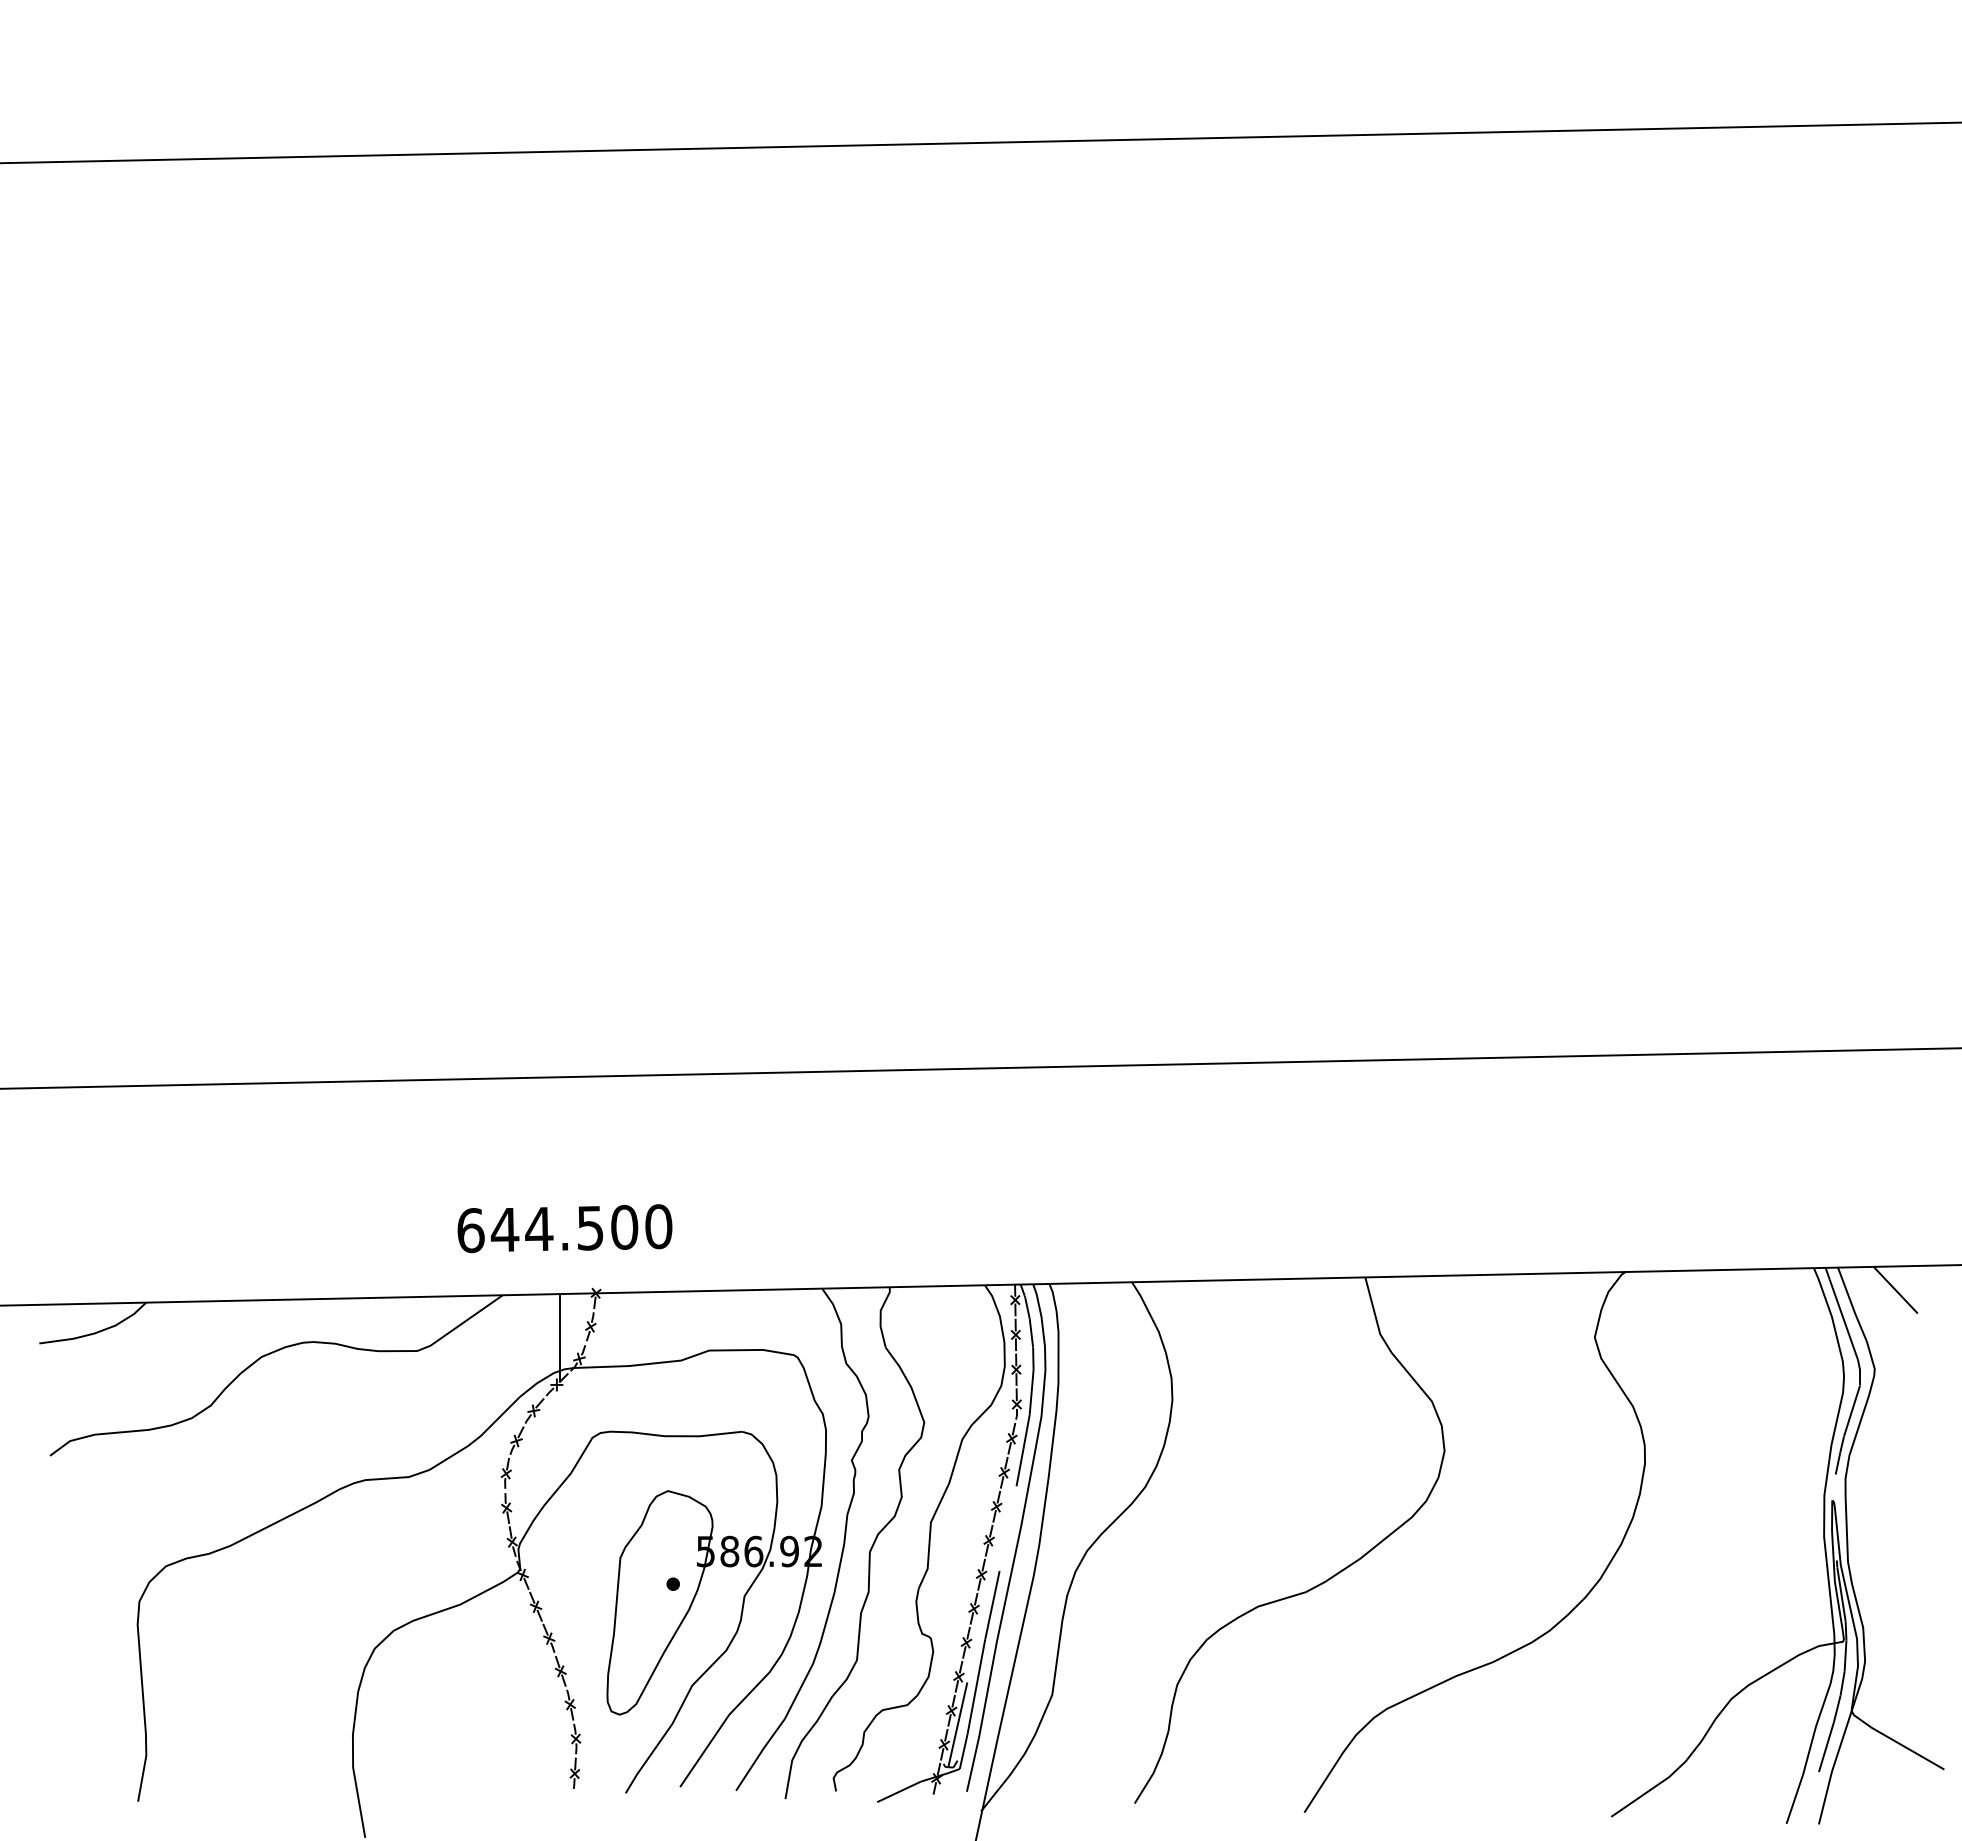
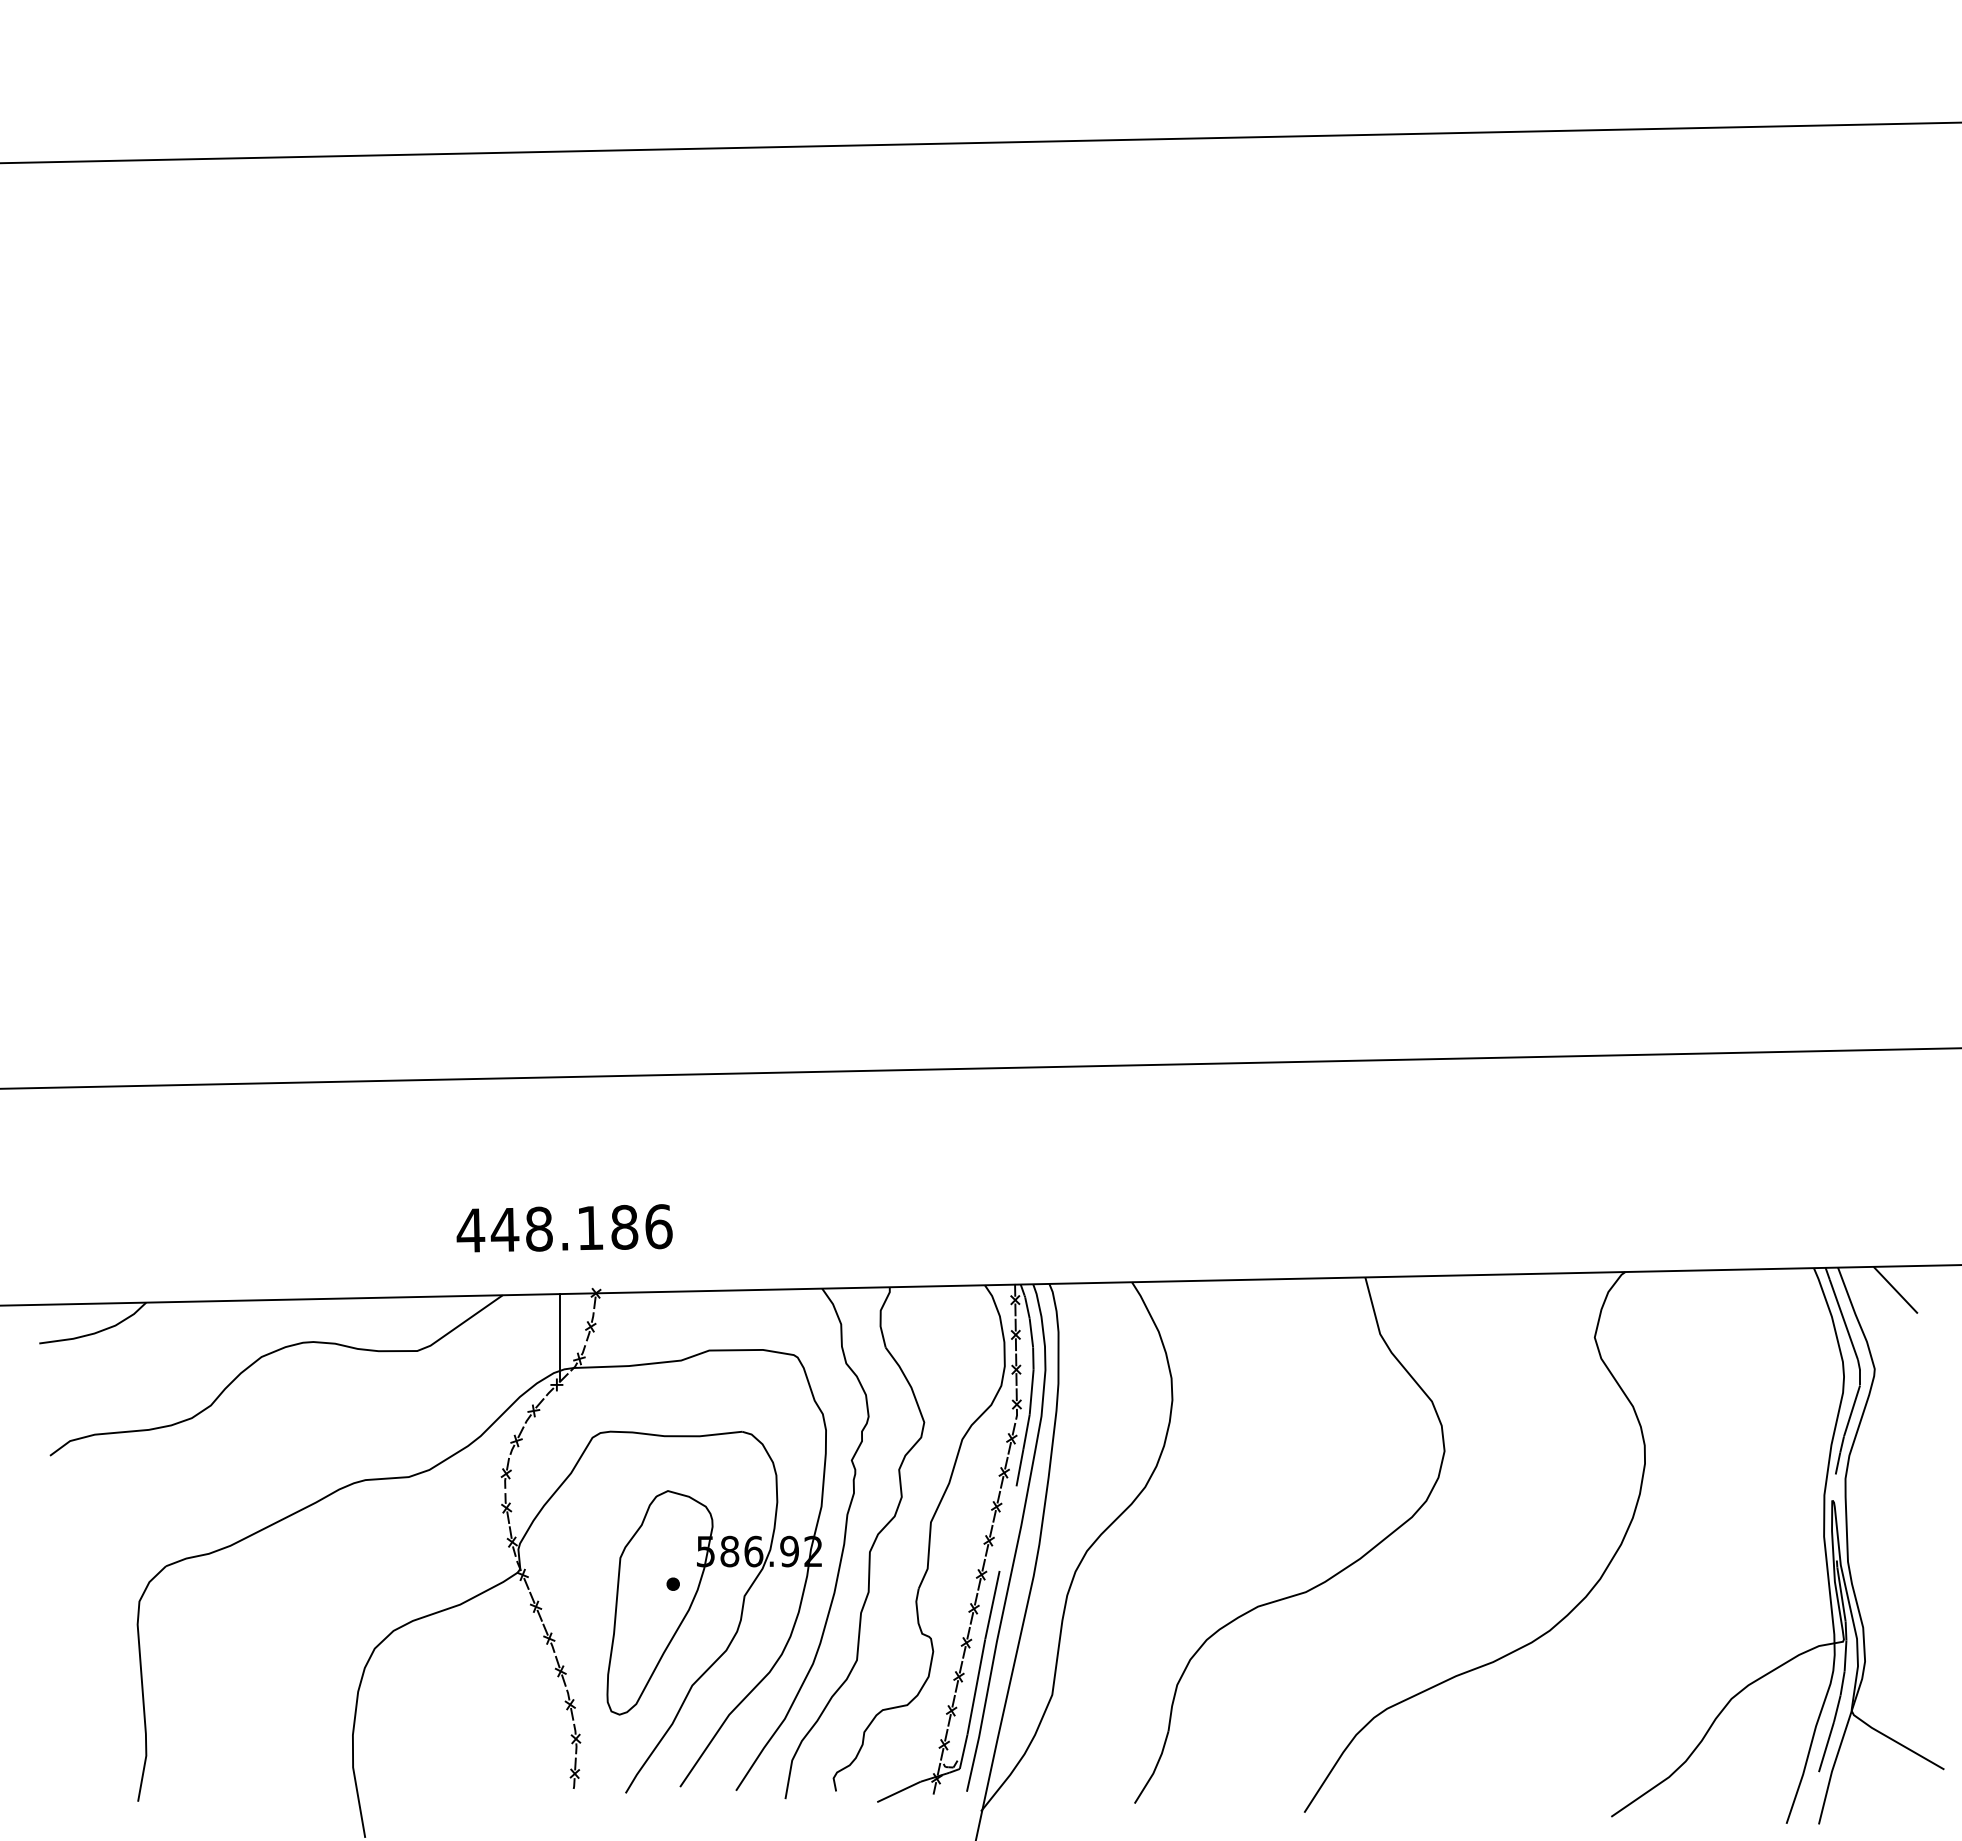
text: 644.500 -> 448.186 (564, 1228)
line: present -> none (957, 1724)
